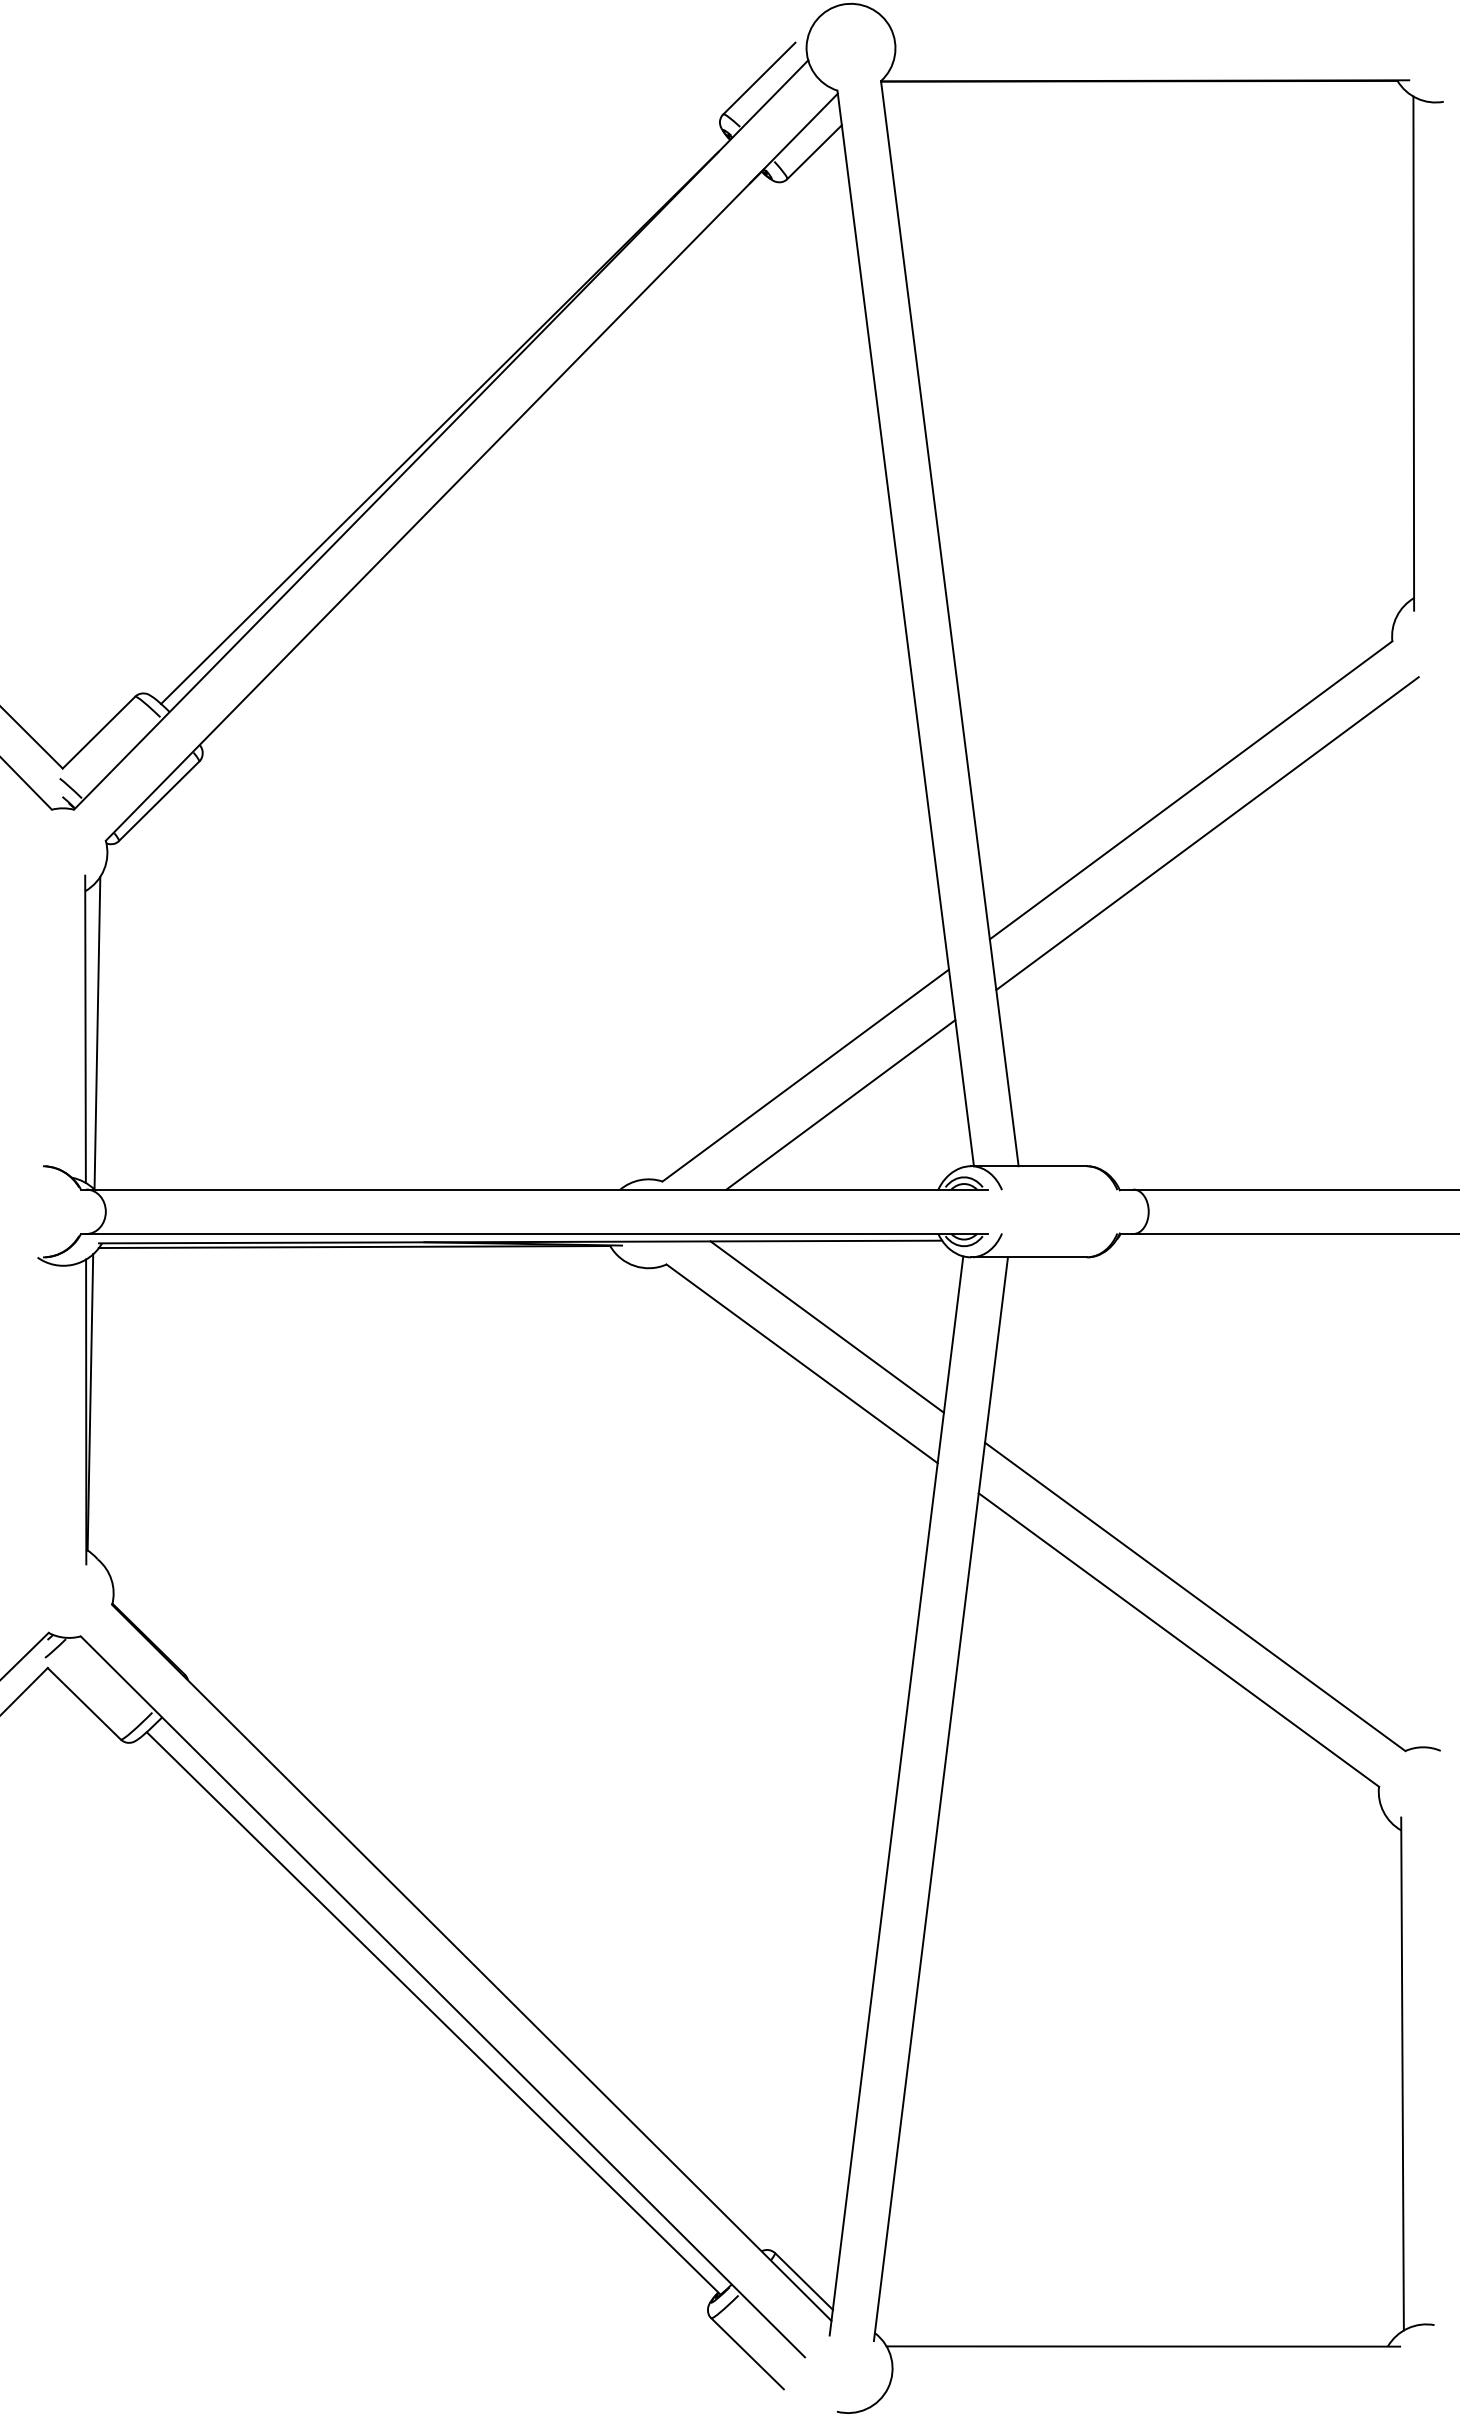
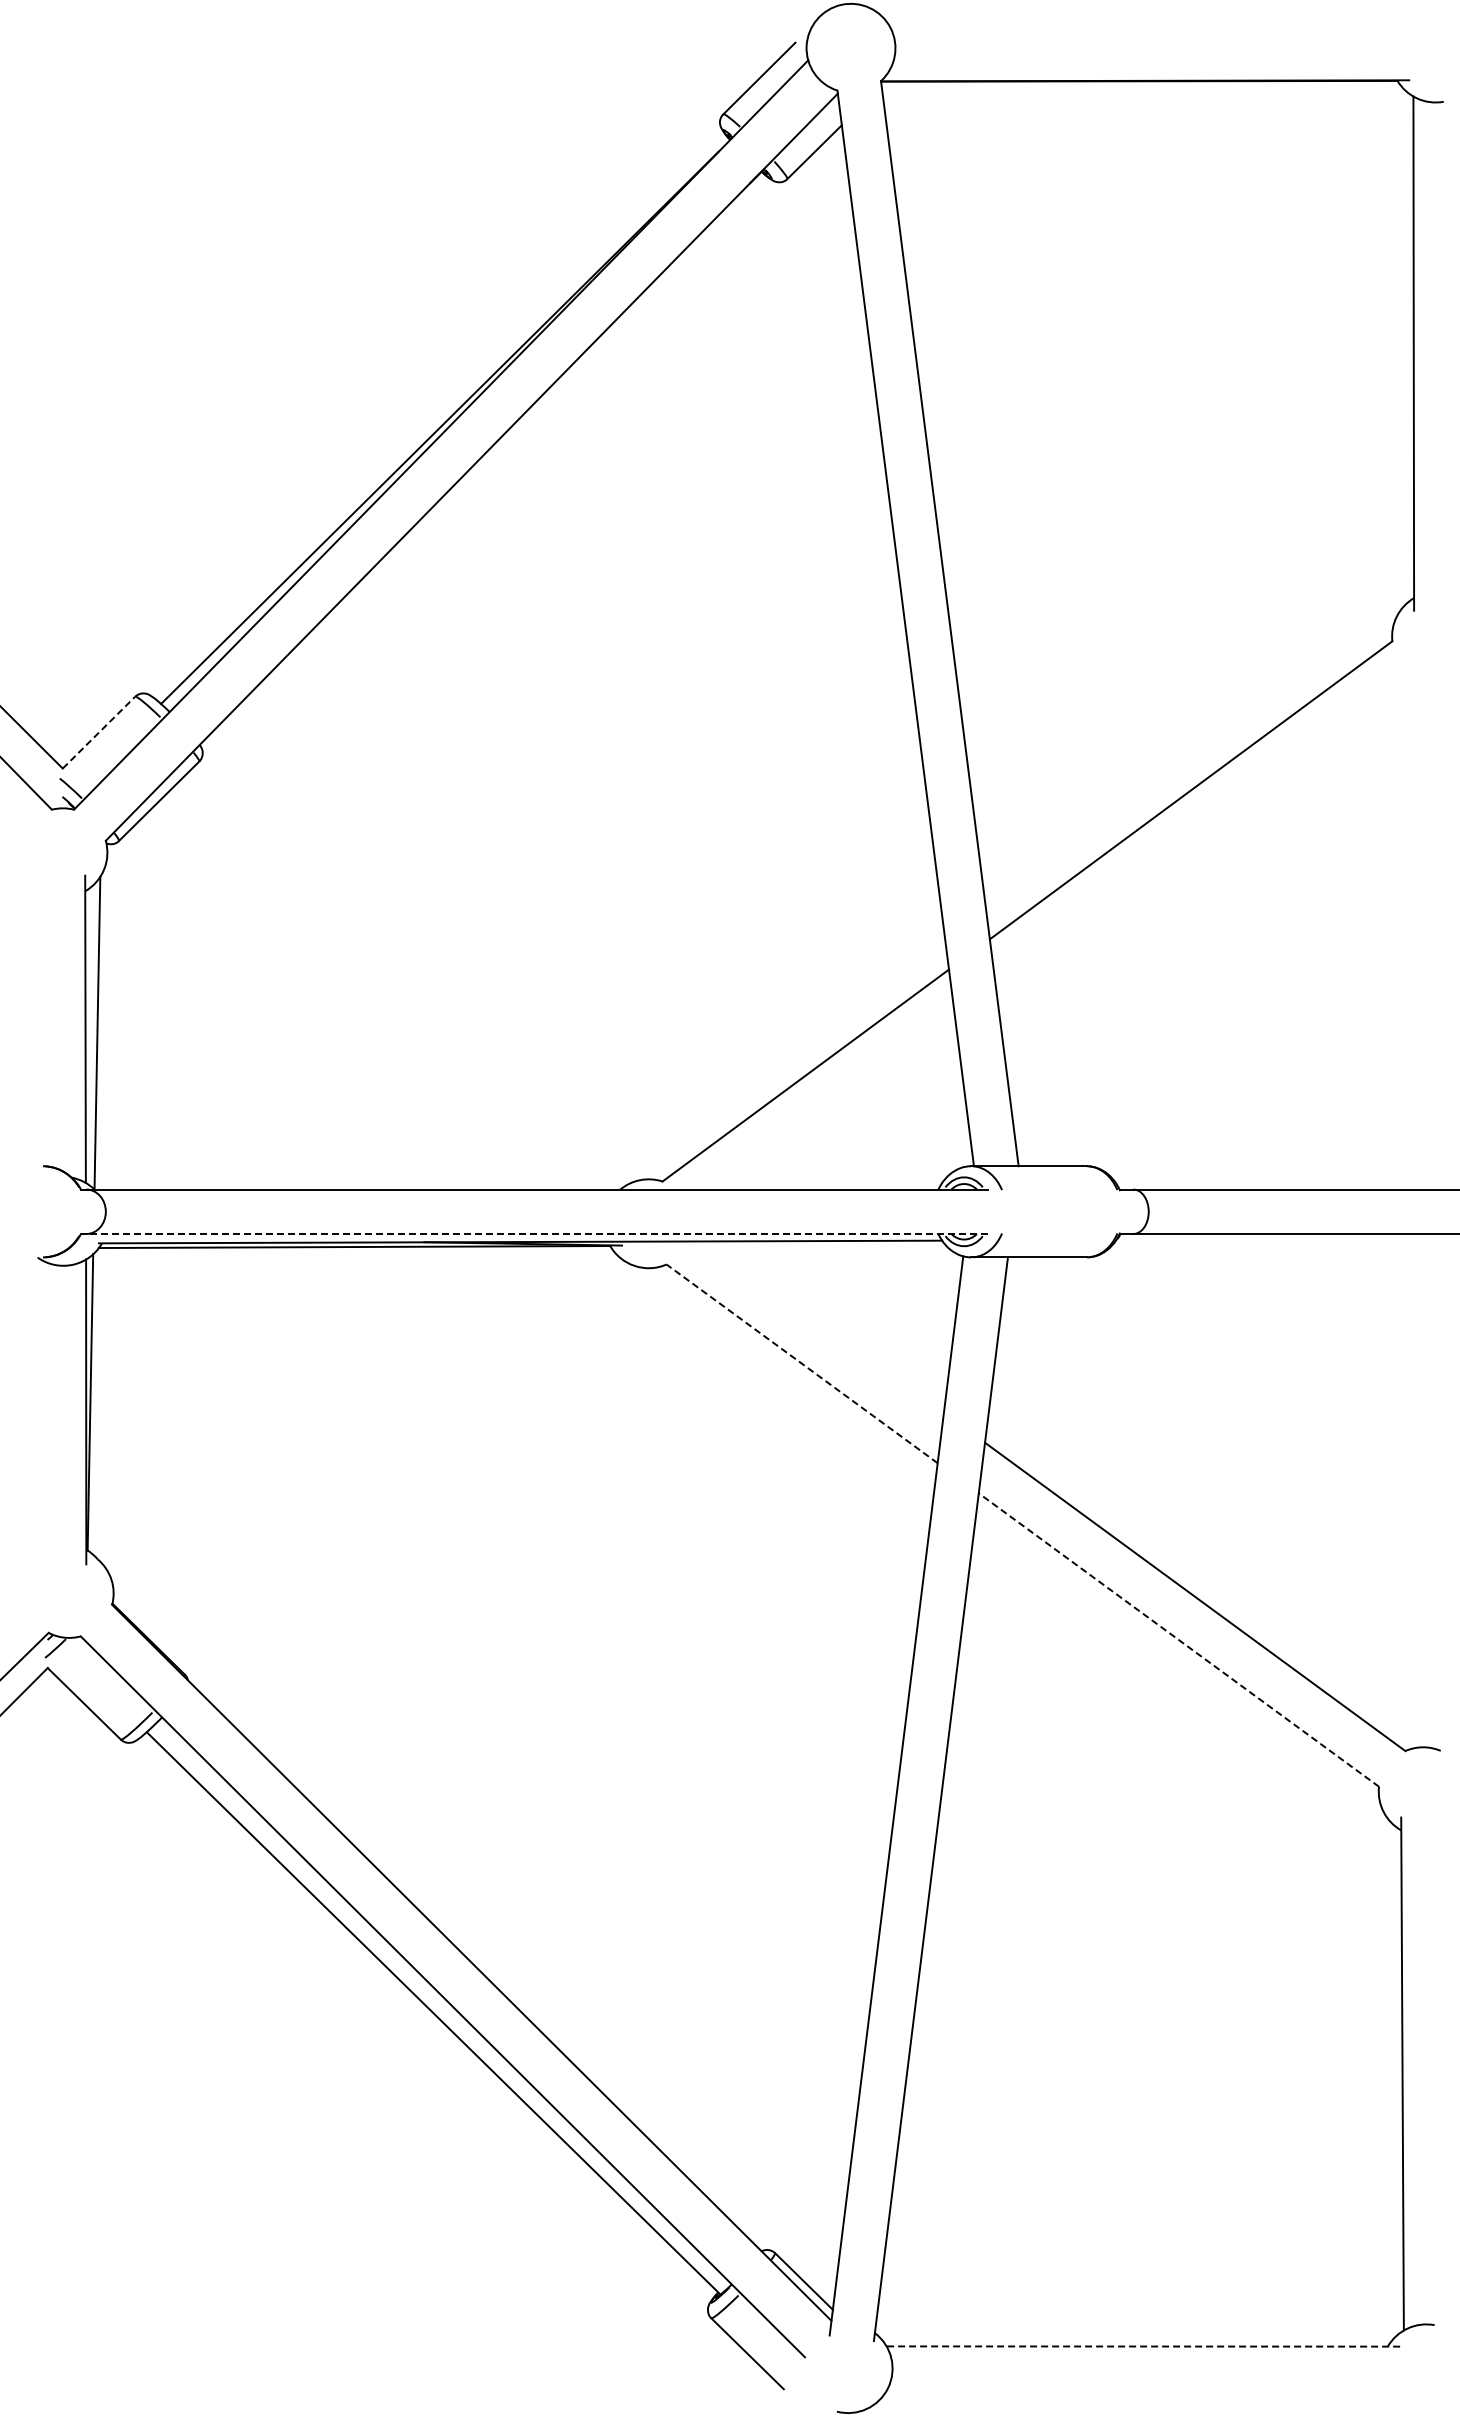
line: solid -> dashed (99, 732)
line: present -> none (1207, 833)
line: present -> none (840, 1104)
line: solid -> dashed (537, 1234)
line: present -> none (826, 1326)
line: solid -> dashed (801, 1363)
line: solid -> dashed (1178, 1639)
line: solid -> dashed (1143, 2346)
